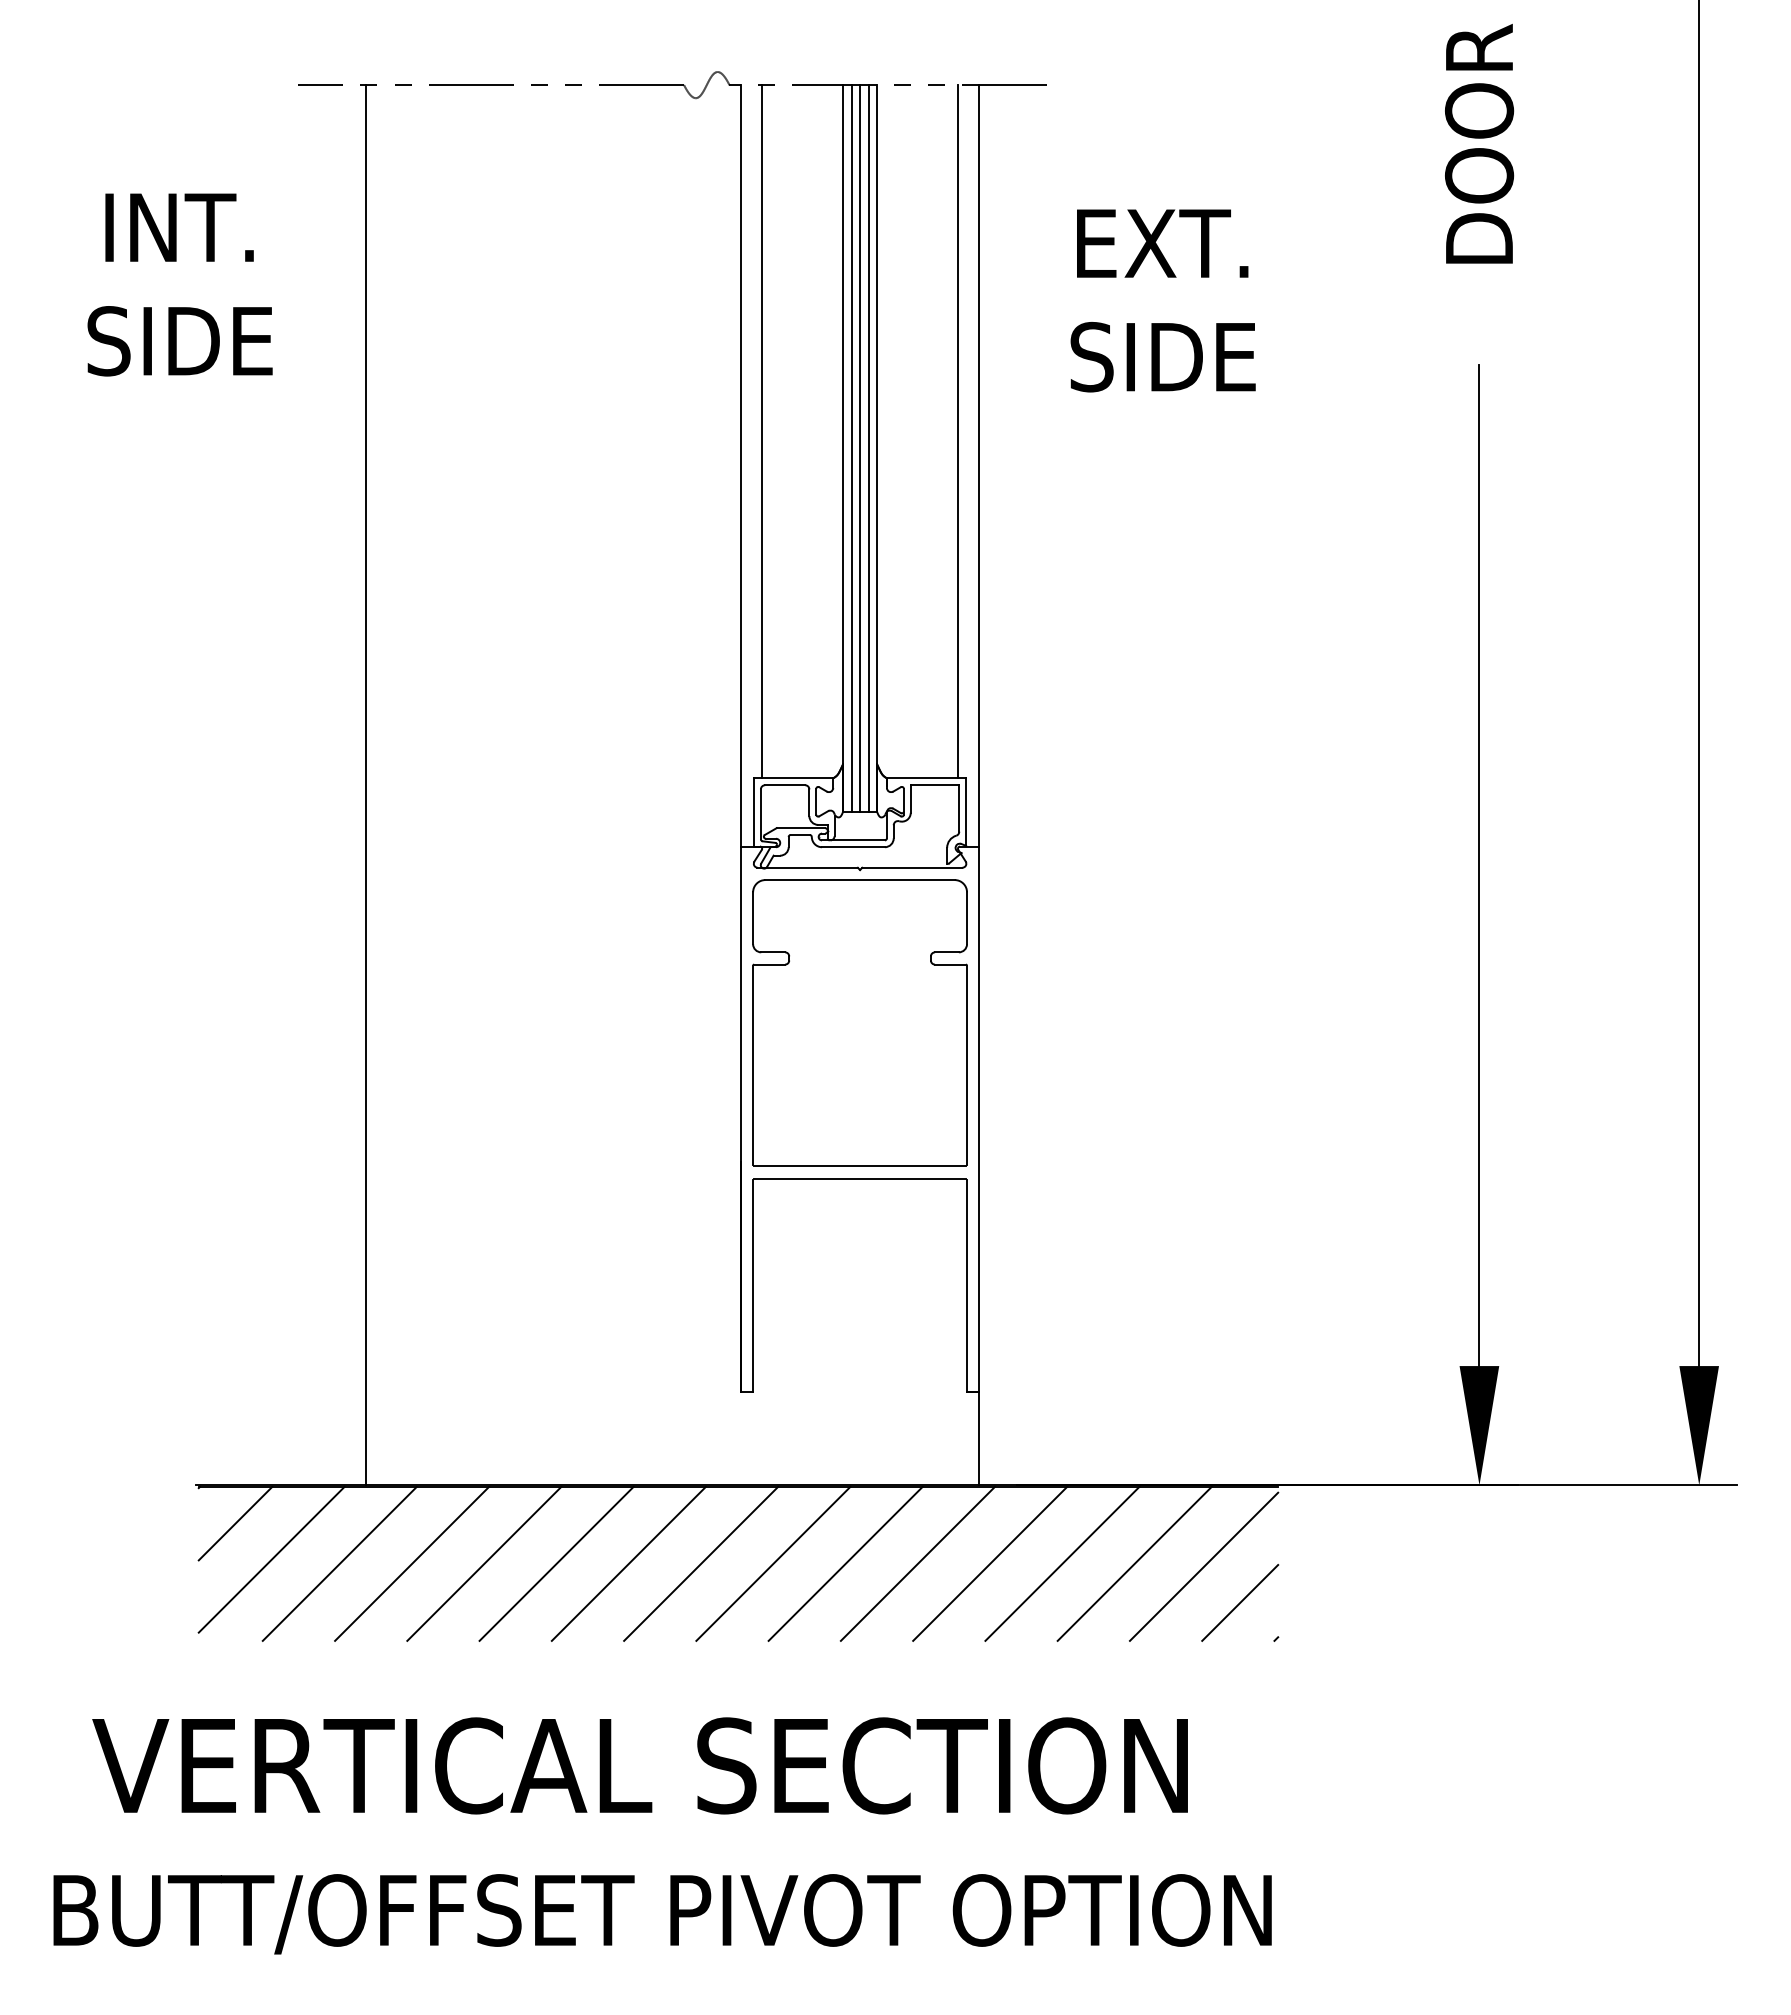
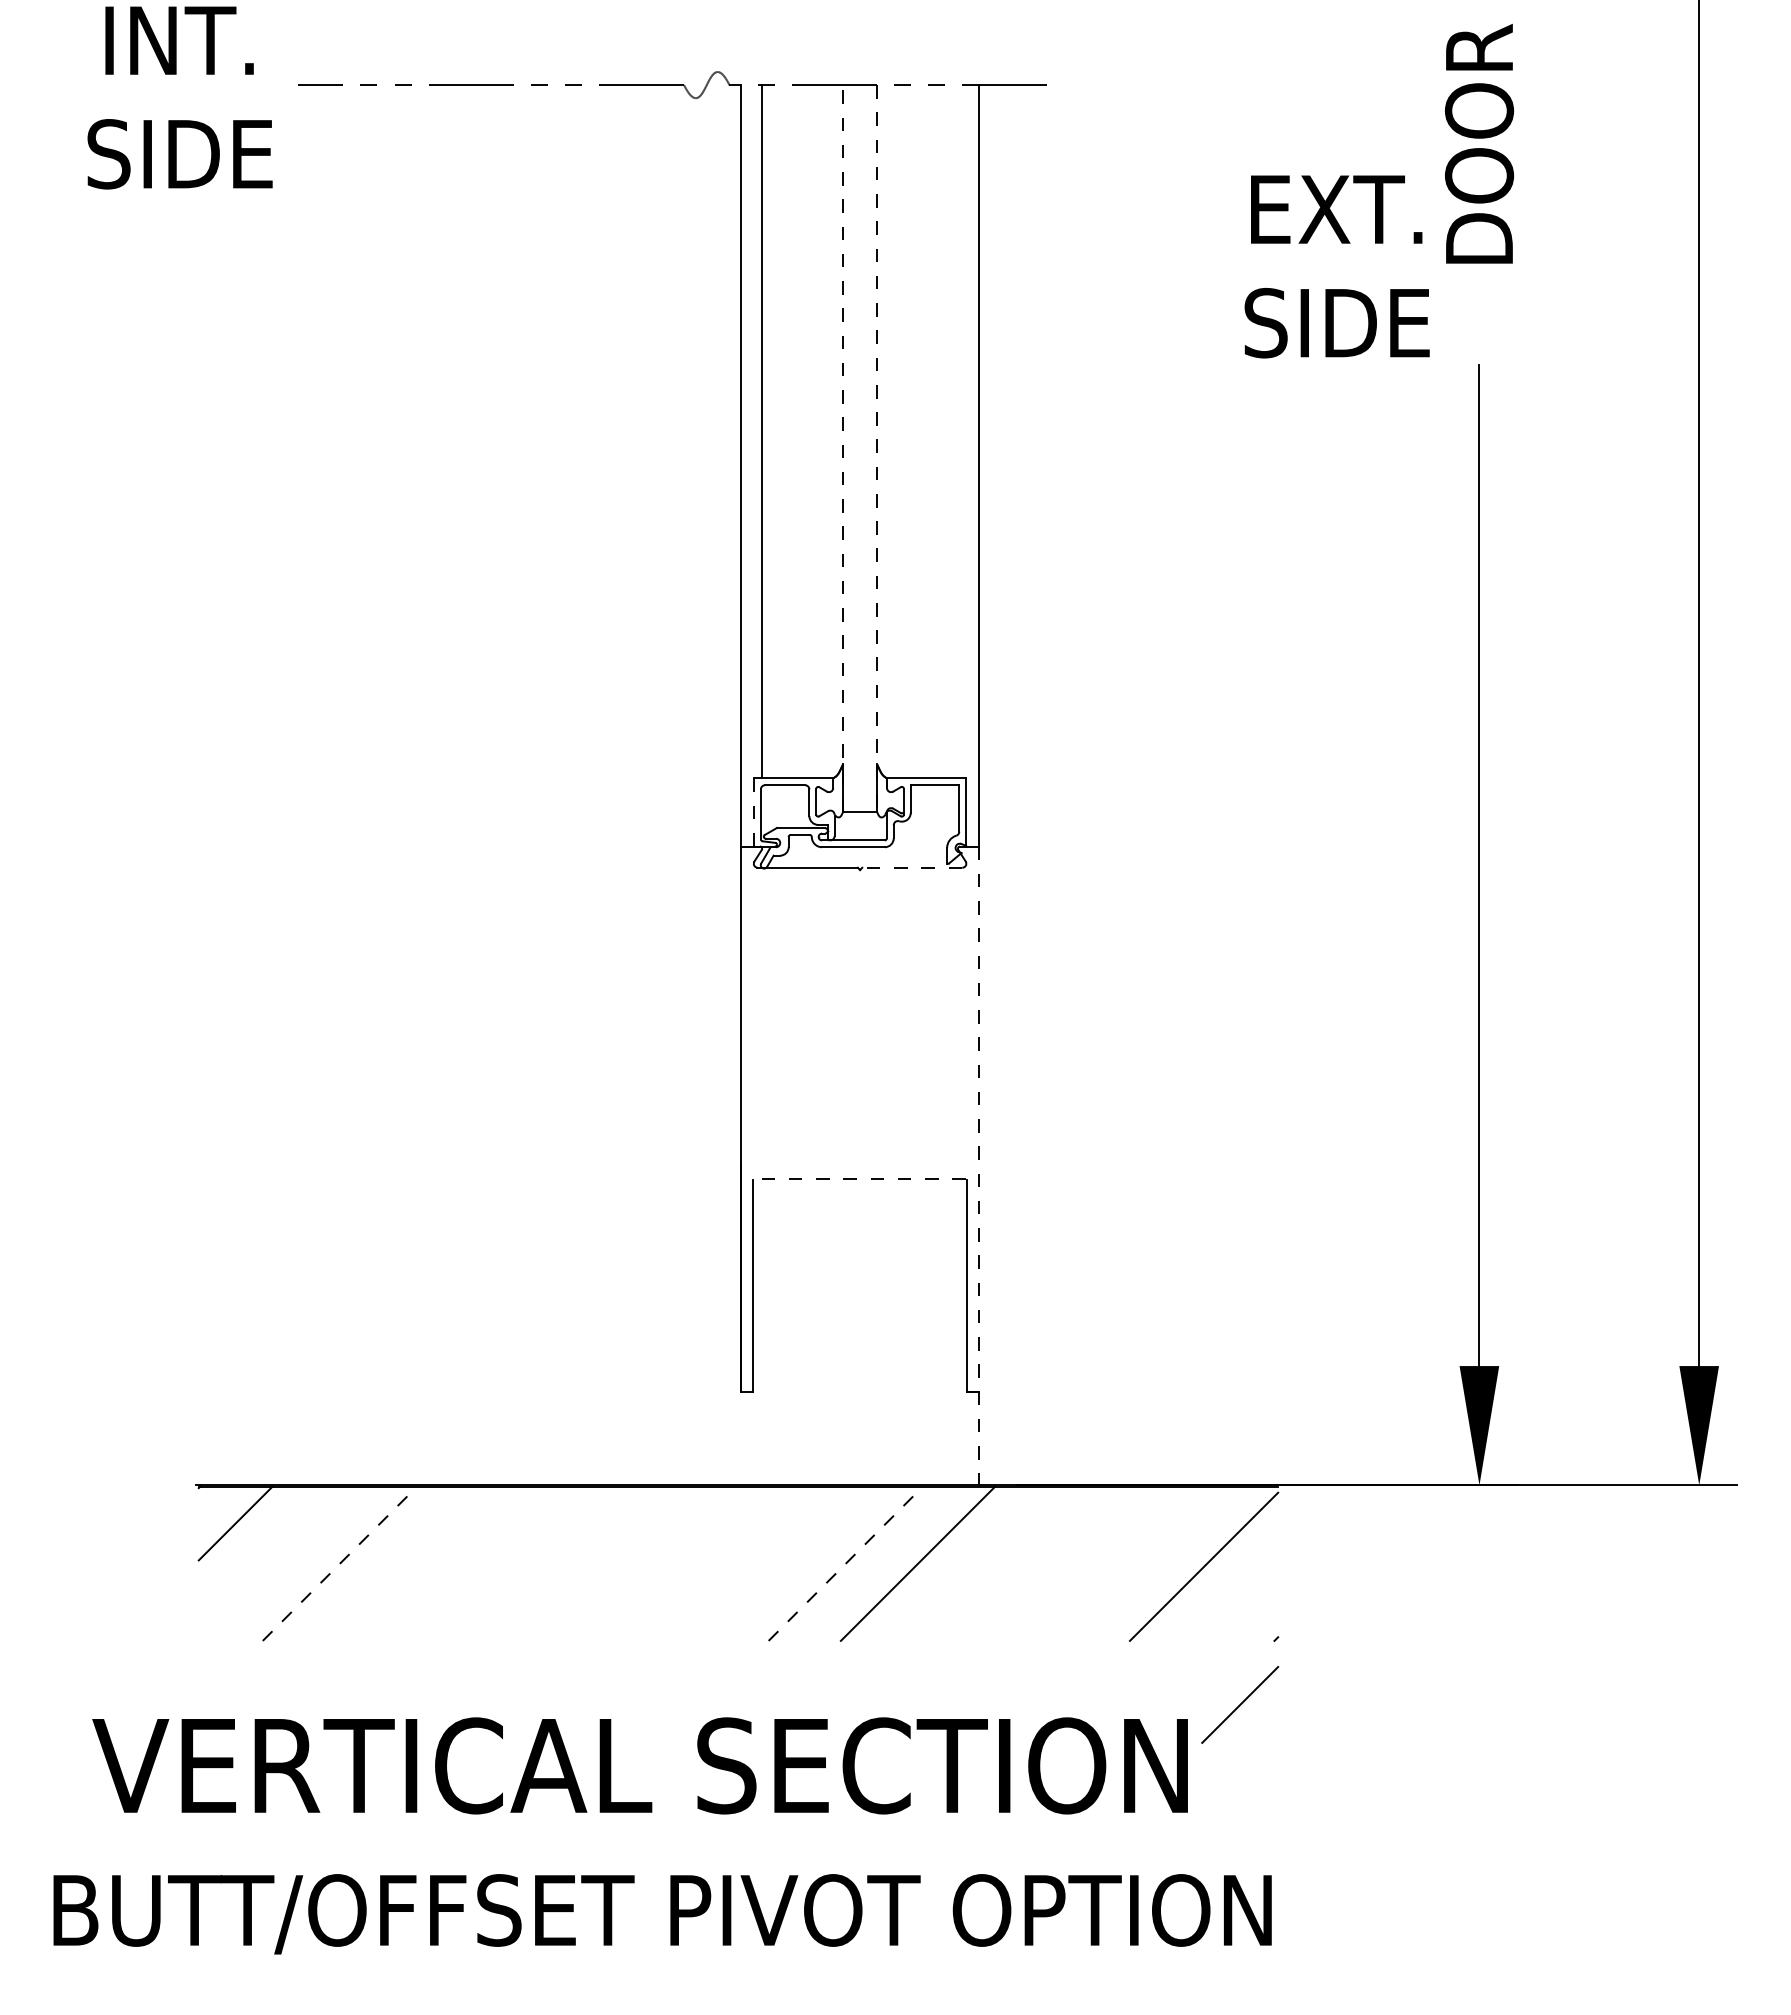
text position: (179, 284) -> (179, 97) (179, 97)
text position: (1162, 300) -> (1336, 266) (1336, 266)
line: present -> none (958, 431)
line: solid -> dashed (843, 448)
line: present -> none (851, 448)
line: present -> none (860, 448)
line: present -> none (868, 448)
line: solid -> dashed (877, 448)
line: present -> none (366, 785)
line: solid -> dashed (754, 812)
line: solid -> dashed (912, 867)
part: present -> none (859, 1022)
line: solid -> dashed (979, 1166)
line: solid -> dashed (860, 1178)
line: present -> none (271, 1559)
line: solid -> dashed (339, 1563)
line: present -> none (412, 1563)
line: present -> none (484, 1563)
line: present -> none (556, 1563)
line: present -> none (628, 1563)
line: present -> none (701, 1563)
line: present -> none (773, 1563)
line: solid -> dashed (845, 1563)
line: present -> none (990, 1563)
line: present -> none (1062, 1563)
line: present -> none (1134, 1563)
line position: (1240, 1602) -> (1240, 1704) (1240, 1704)
